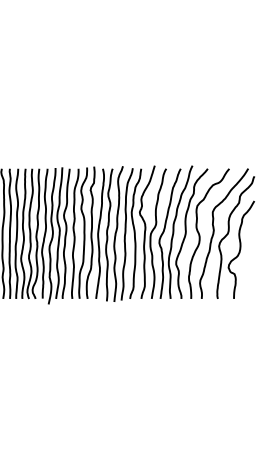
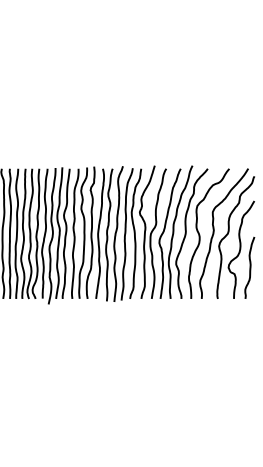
curve: none -> present (249, 267)
